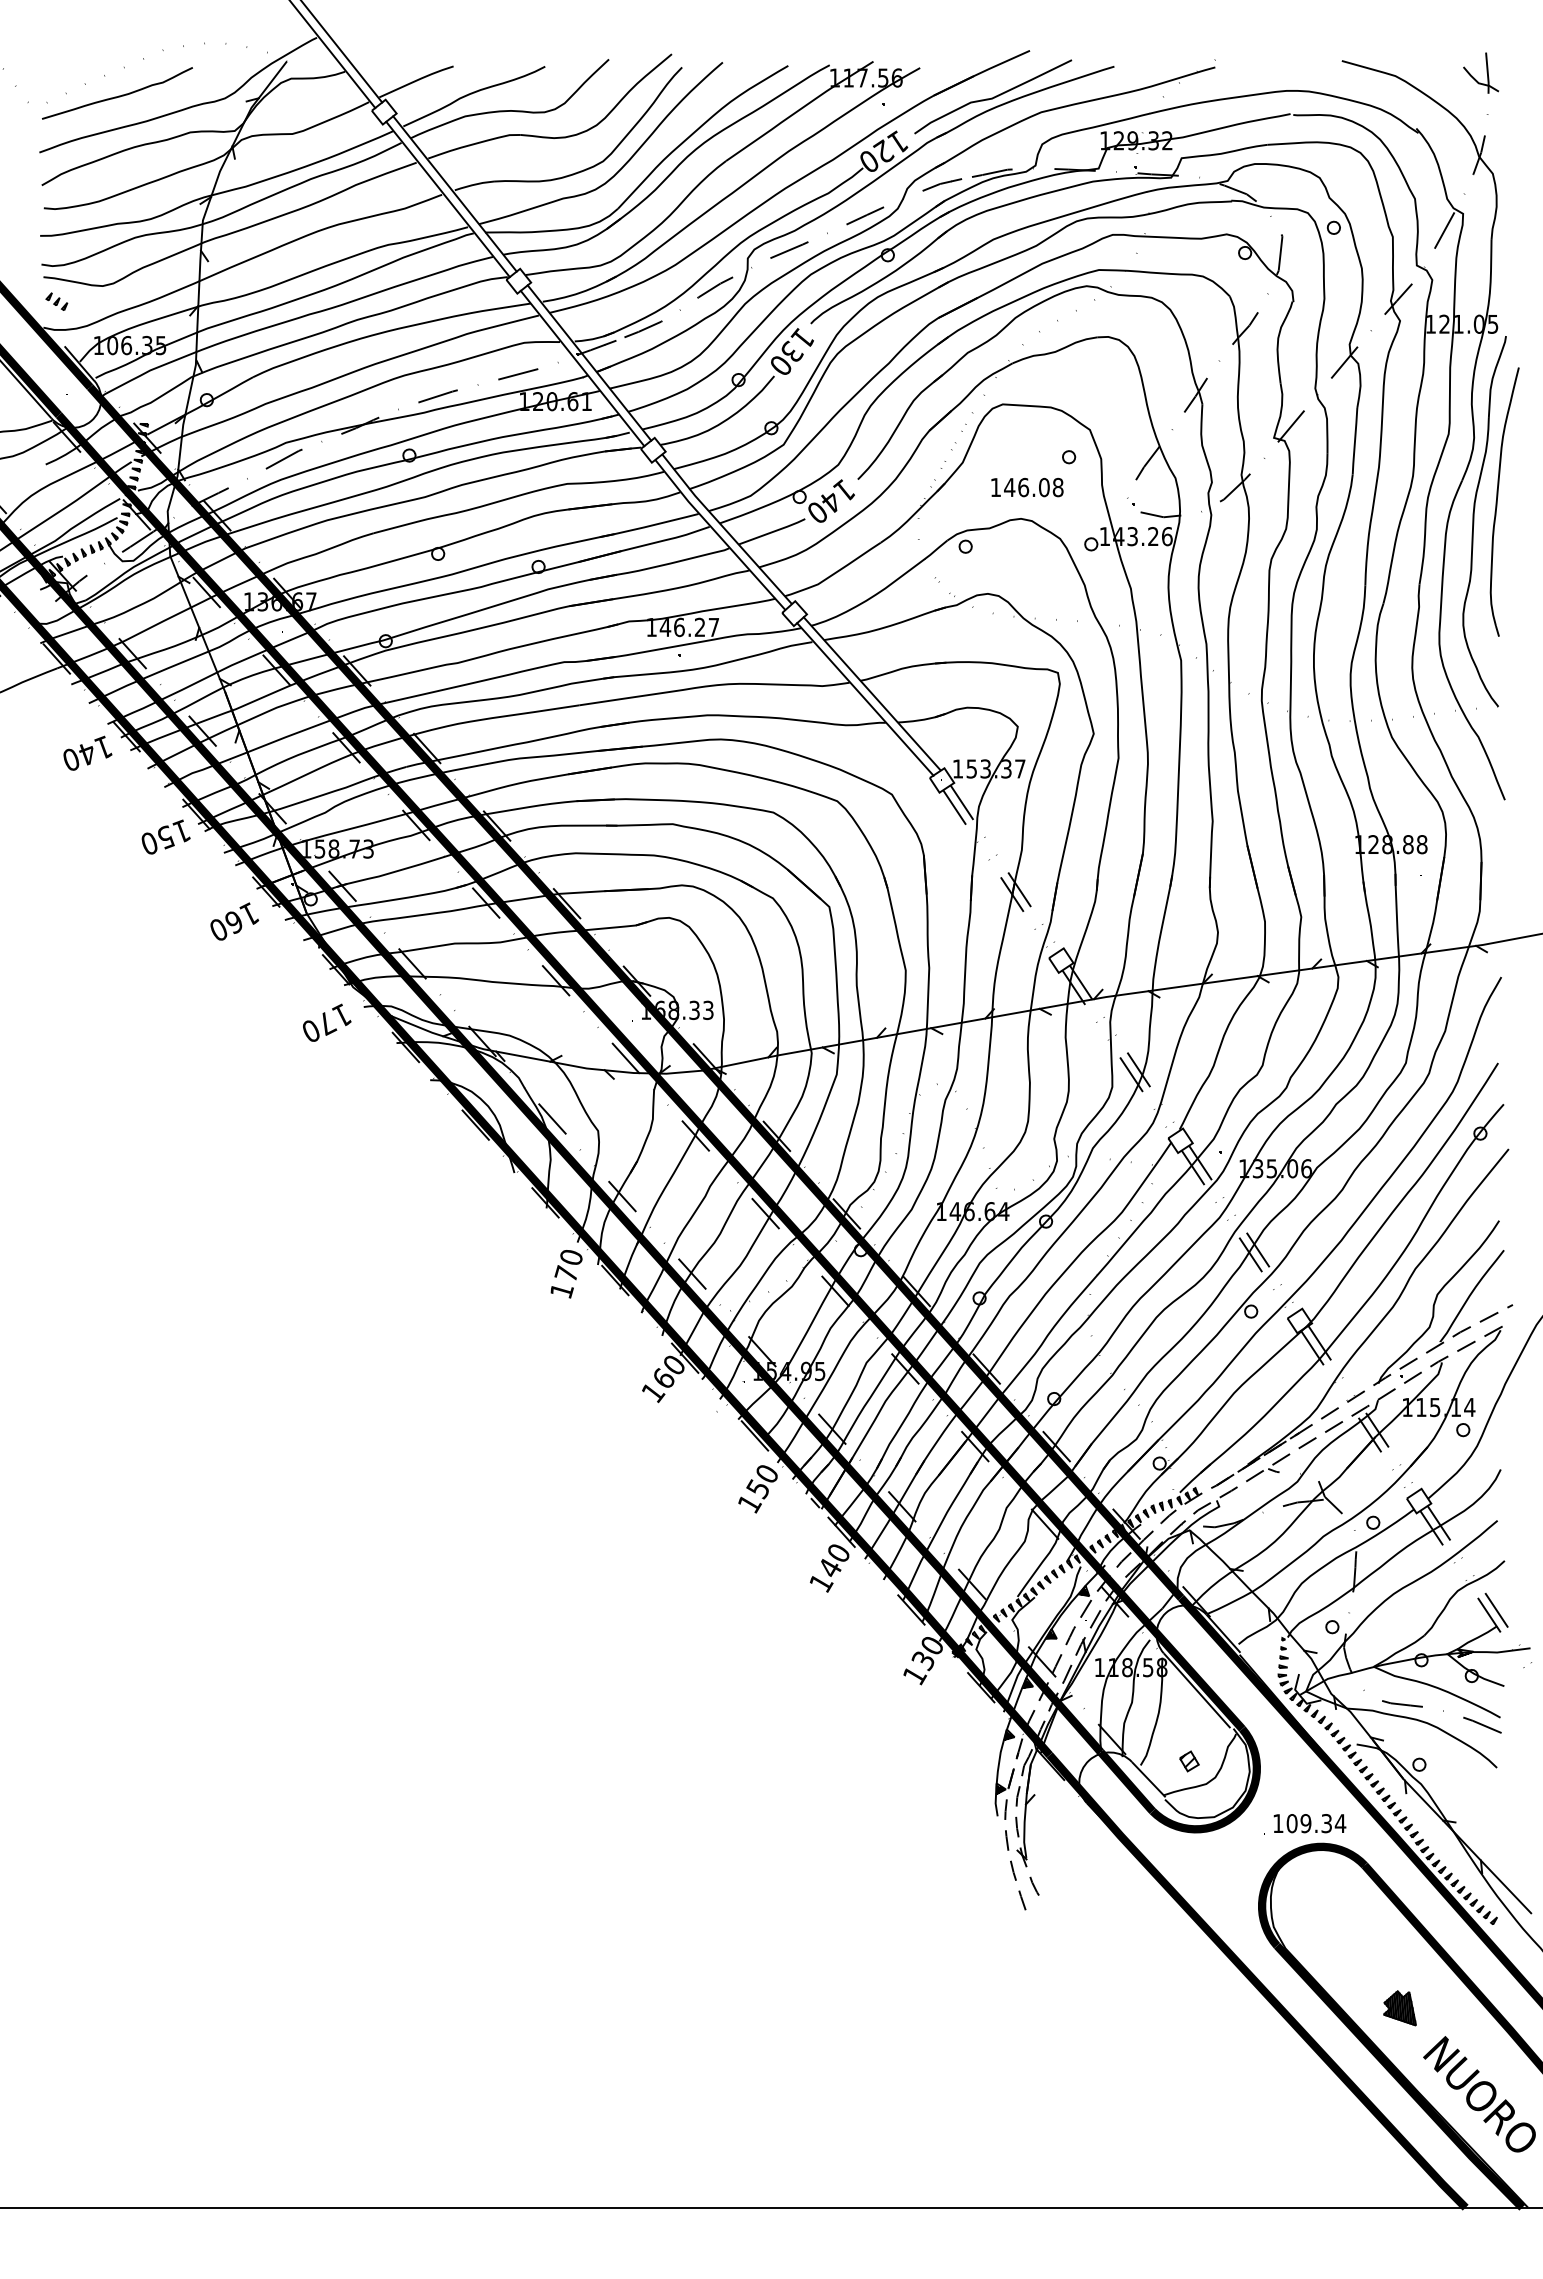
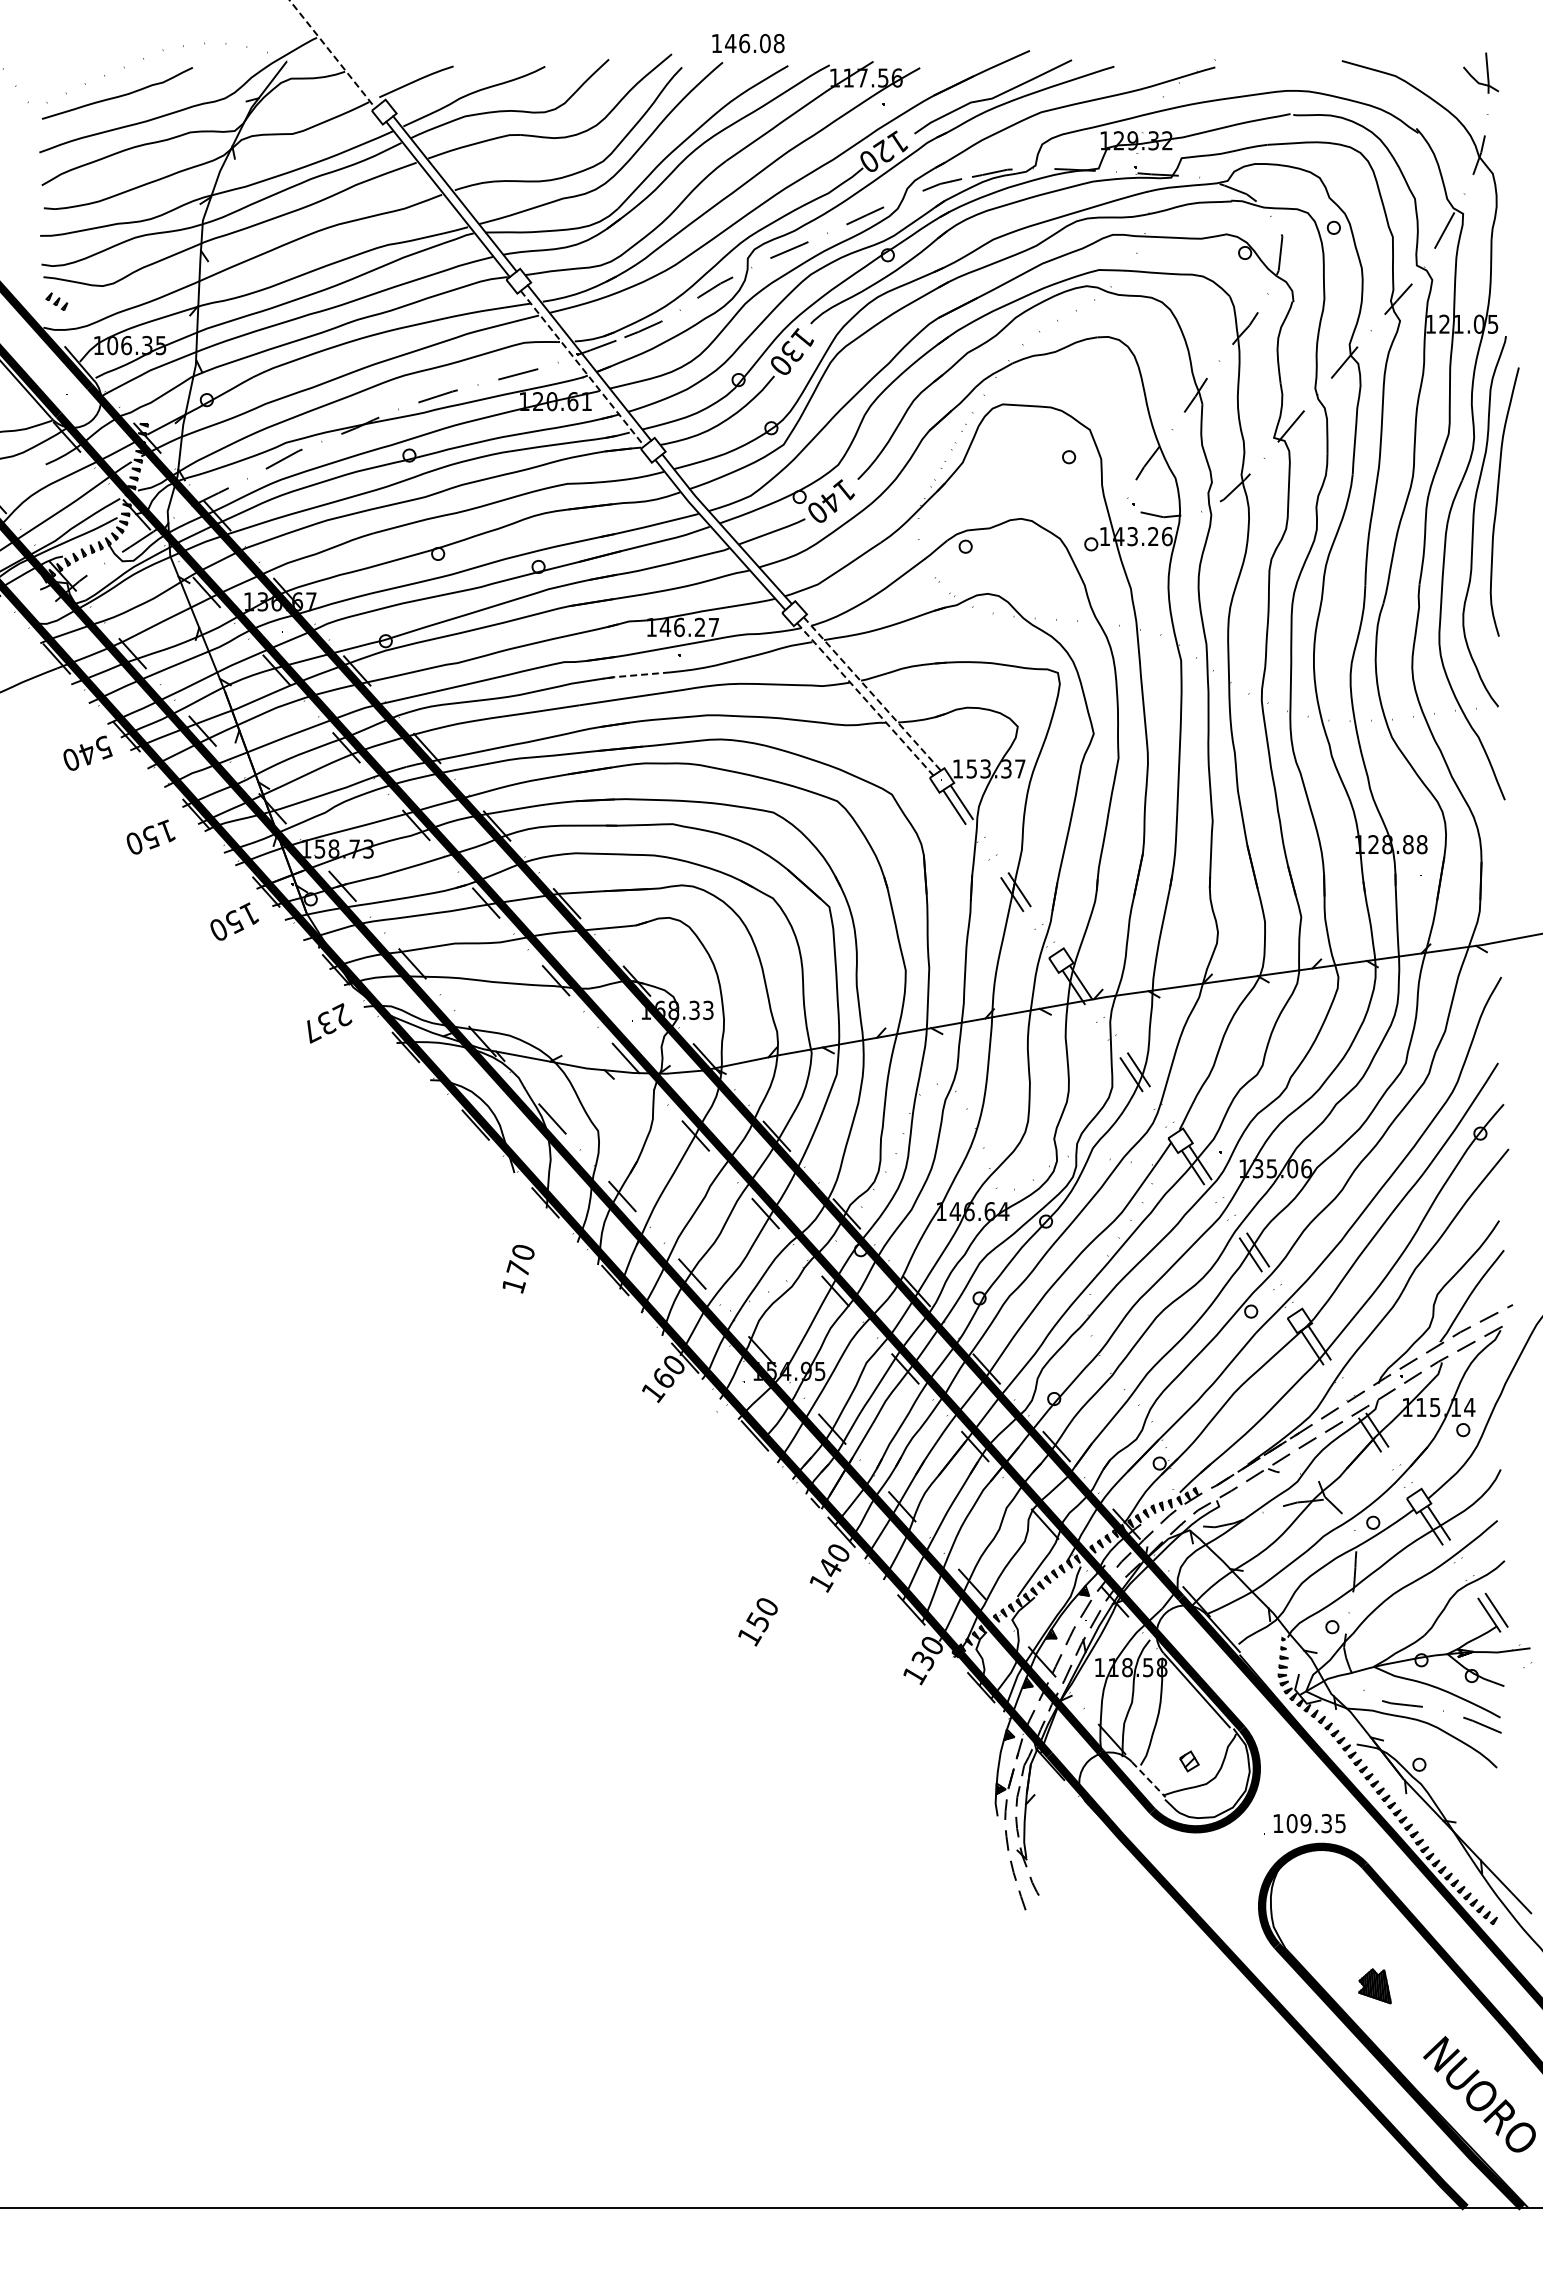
line: present -> none (342, 52)
line: solid -> dashed (332, 54)
line: solid -> dashed (582, 368)
text position: (1027, 487) -> (748, 43) (748, 43)
line: solid -> dashed (635, 675)
line: solid -> dashed (872, 694)
line: solid -> dashed (865, 699)
text: 140 -> 540 (103, 747)
text position: (165, 836) -> (150, 836) (150, 836)
text: 160 -> 150 (234, 921)
text: 170 -> 237 (327, 1023)
text position: (566, 1274) -> (518, 1269) (518, 1269)
text position: (757, 1489) -> (757, 1622) (757, 1622)
line: solid -> dashed (1149, 1780)
text: 109.34 -> 109.35 (1340, 1823)
part position: (1399, 2008) -> (1374, 1986) (1374, 1986)
